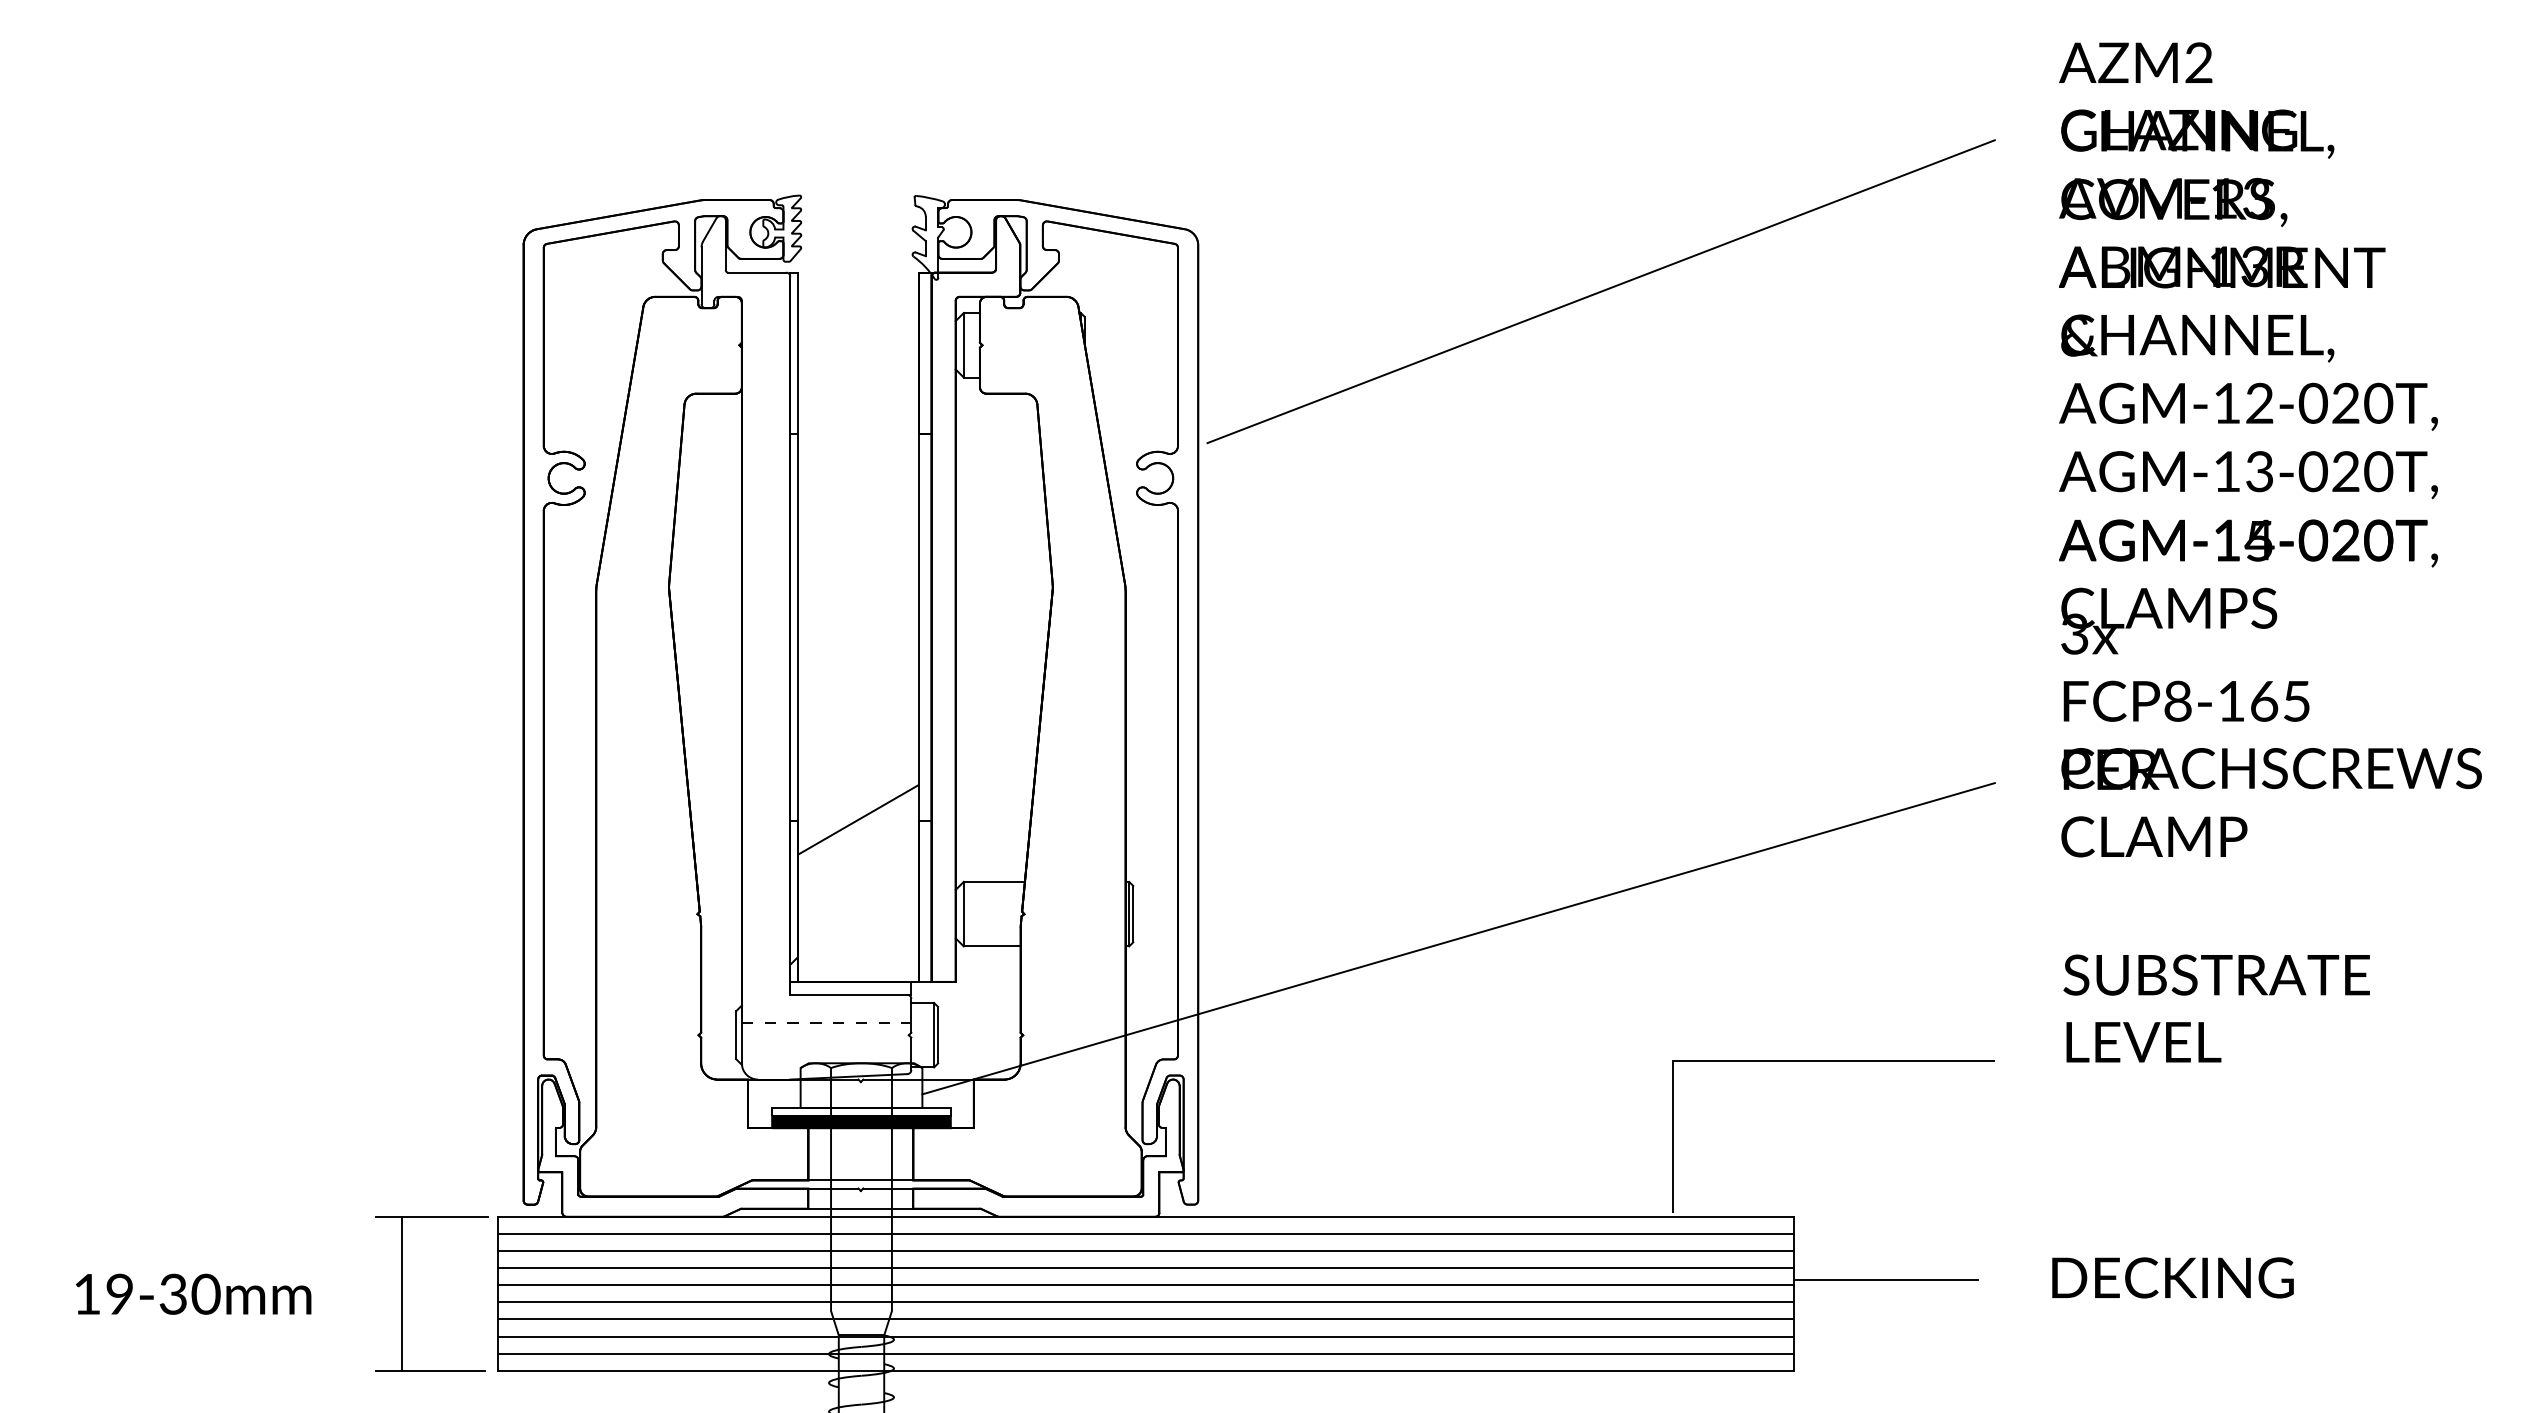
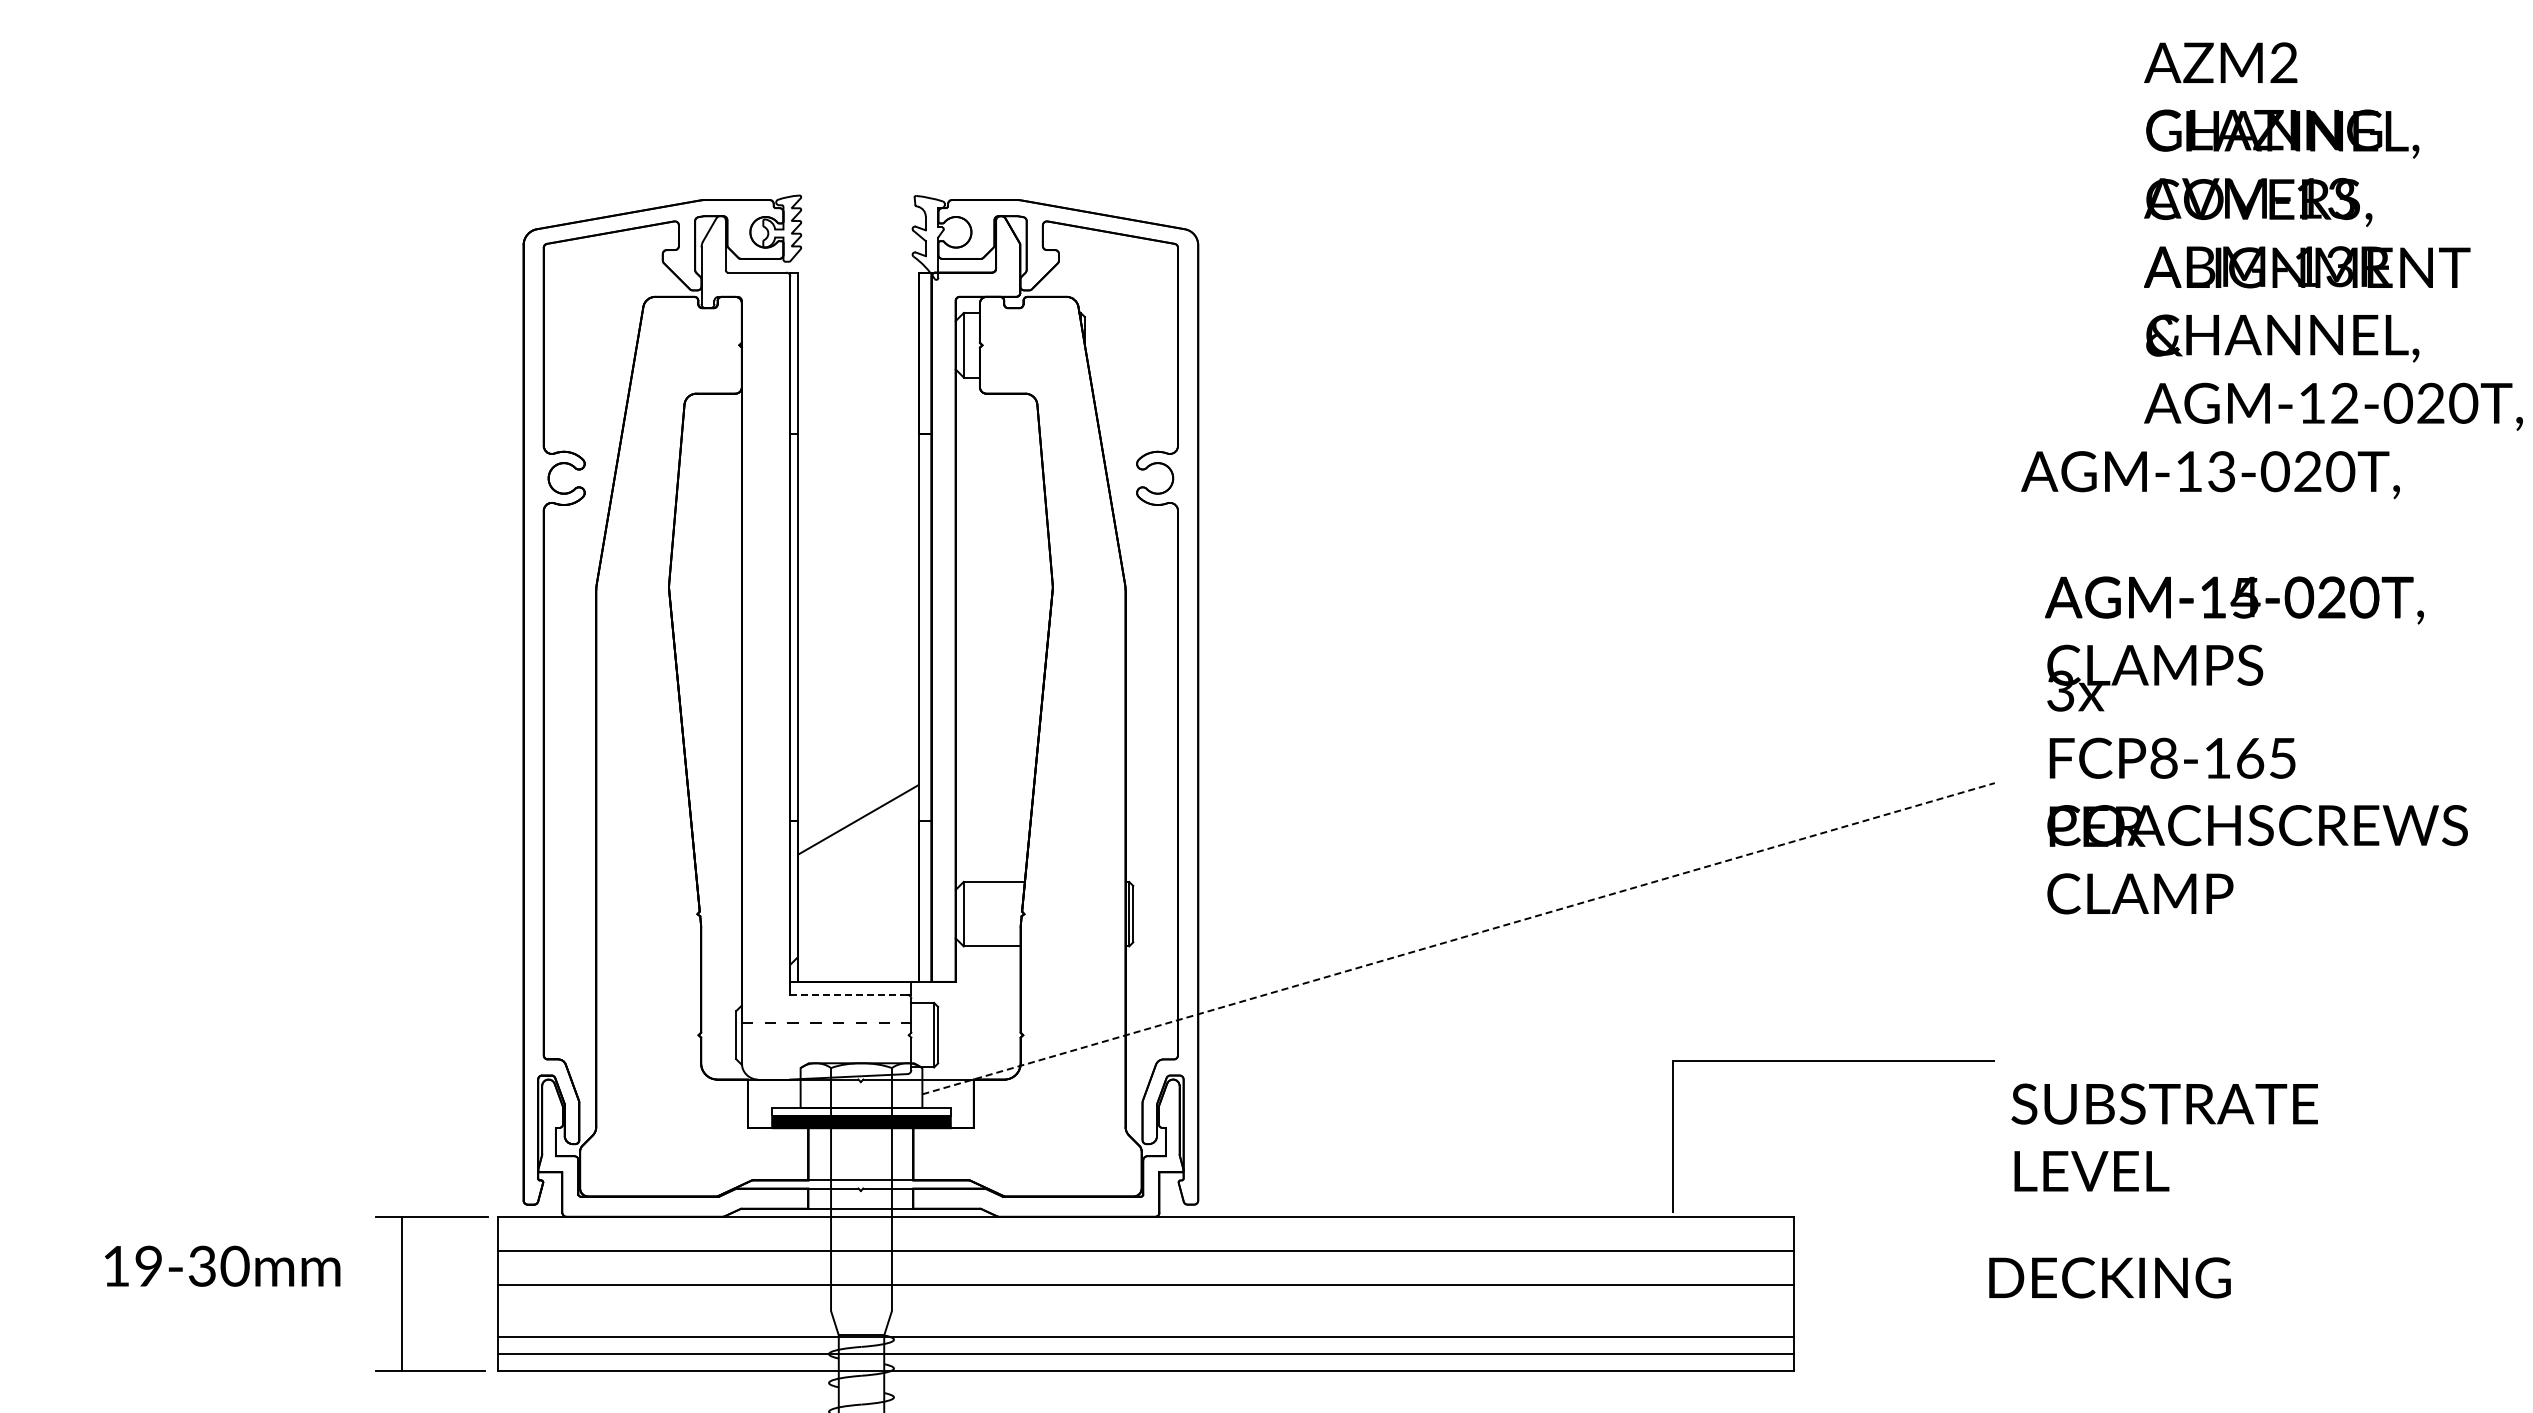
text position: (2248, 236) -> (2333, 236) (2333, 236)
line: present -> none (1600, 291)
text position: (2248, 475) -> (2210, 475) (2210, 475)
text position: (2270, 688) -> (2256, 745) (2256, 745)
line: solid -> dashed (1459, 938)
line: solid -> dashed (848, 994)
text position: (2216, 1008) -> (2164, 1137) (2164, 1137)
line: present -> none (1145, 1234)
line: present -> none (1145, 1268)
text position: (2172, 1277) -> (2109, 1277) (2109, 1277)
line: present -> none (1886, 1280)
text position: (193, 1293) -> (222, 1265) (222, 1265)
line: present -> none (1145, 1302)
line: present -> none (1145, 1319)
